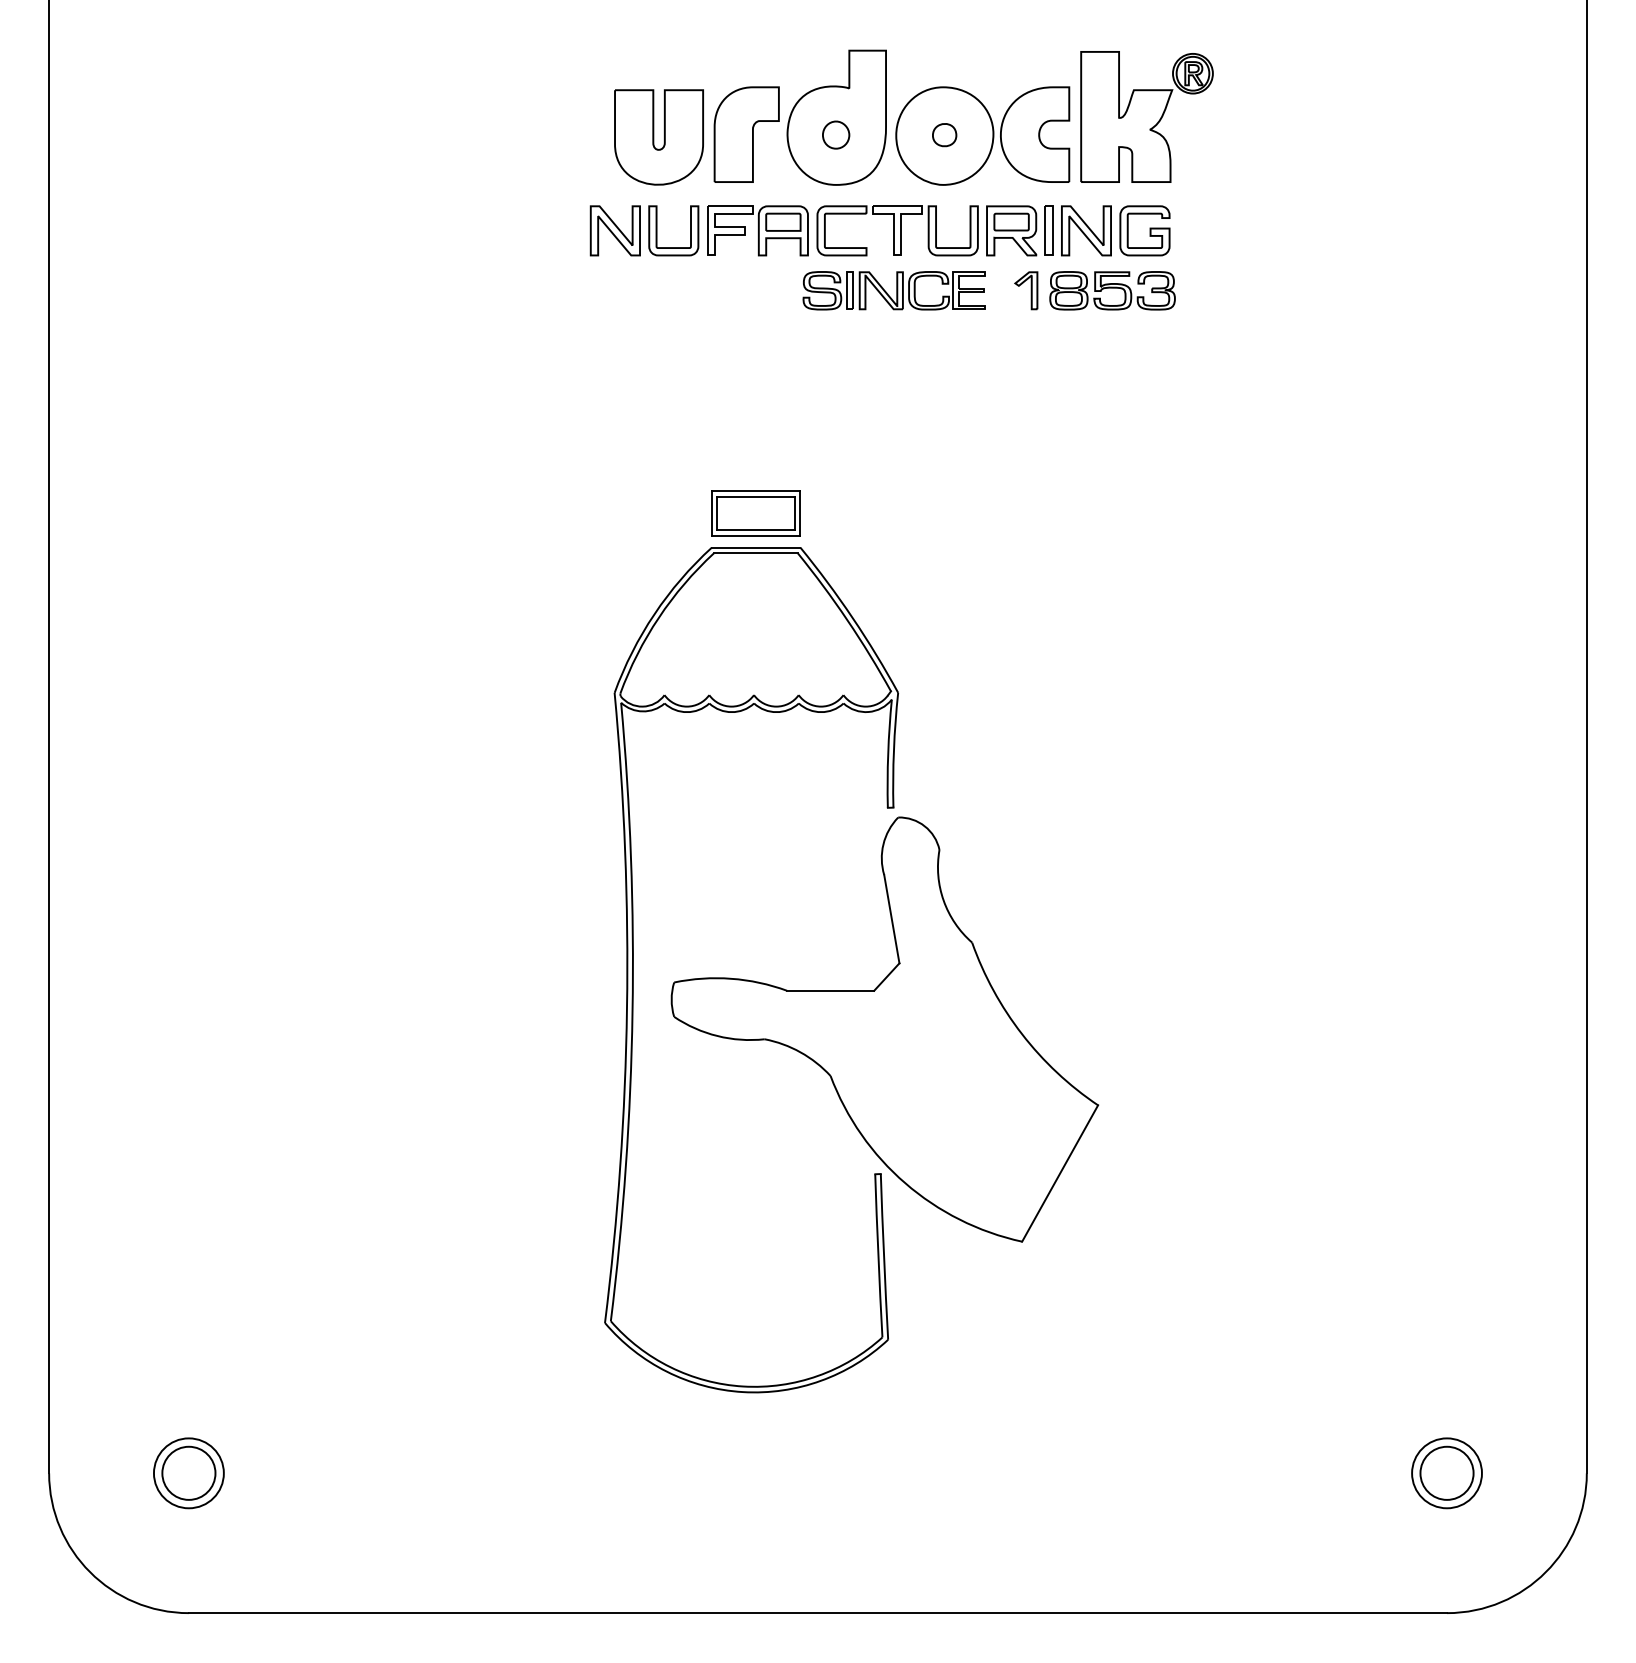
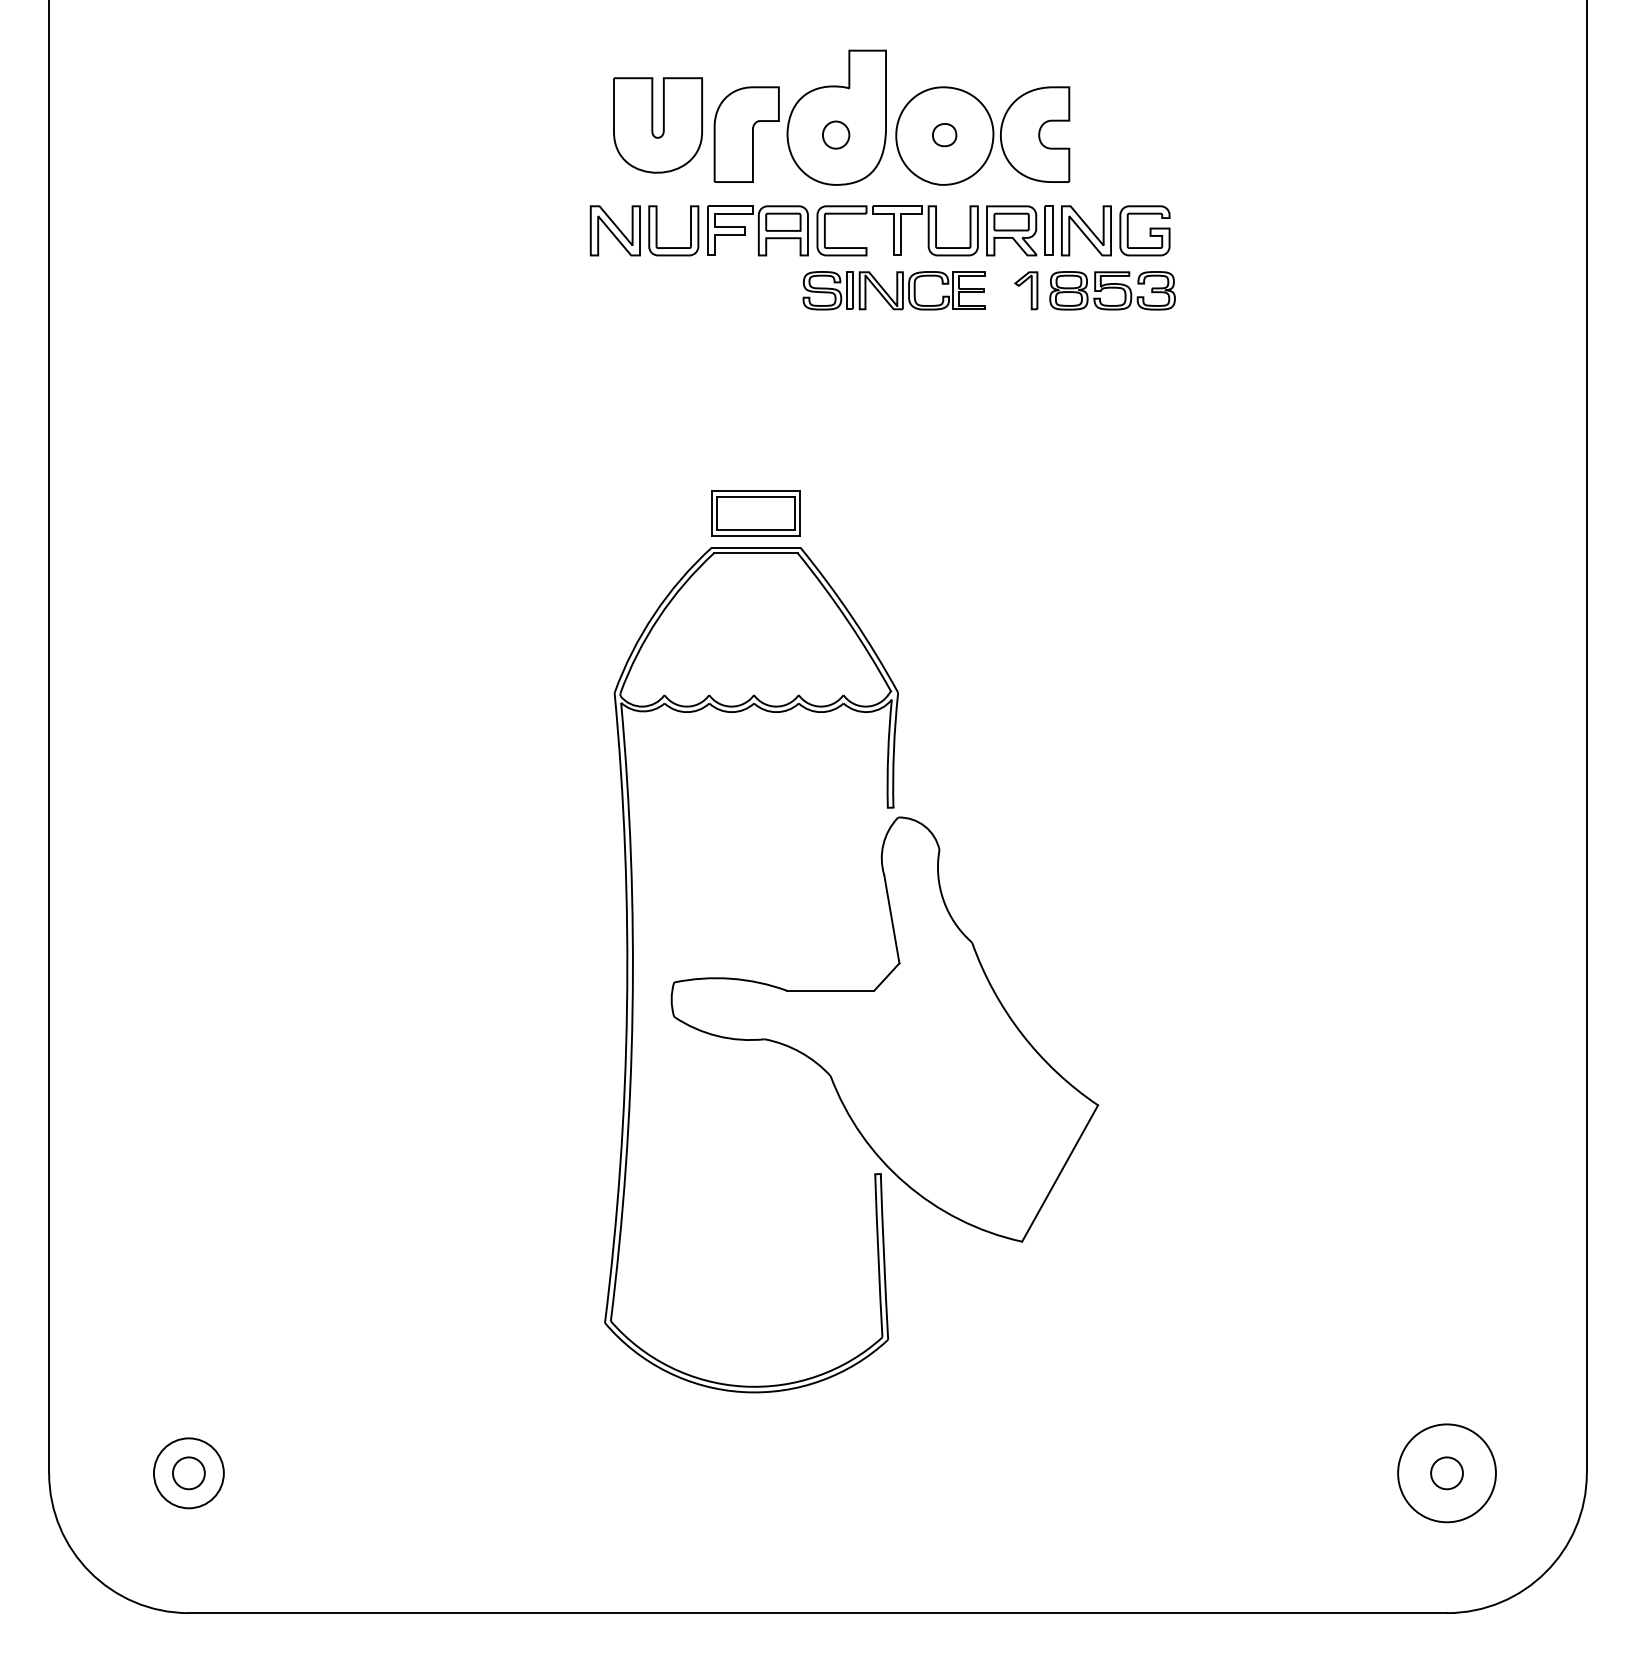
part: present -> none (1146, 116)
part position: (658, 137) -> (657, 125) (657, 125)
circle diameter: 53 px -> 32 px (188, 1473)
circle diameter: 53 px -> 32 px (1446, 1473)
circle diameter: 70 px -> 98 px (1446, 1473)
